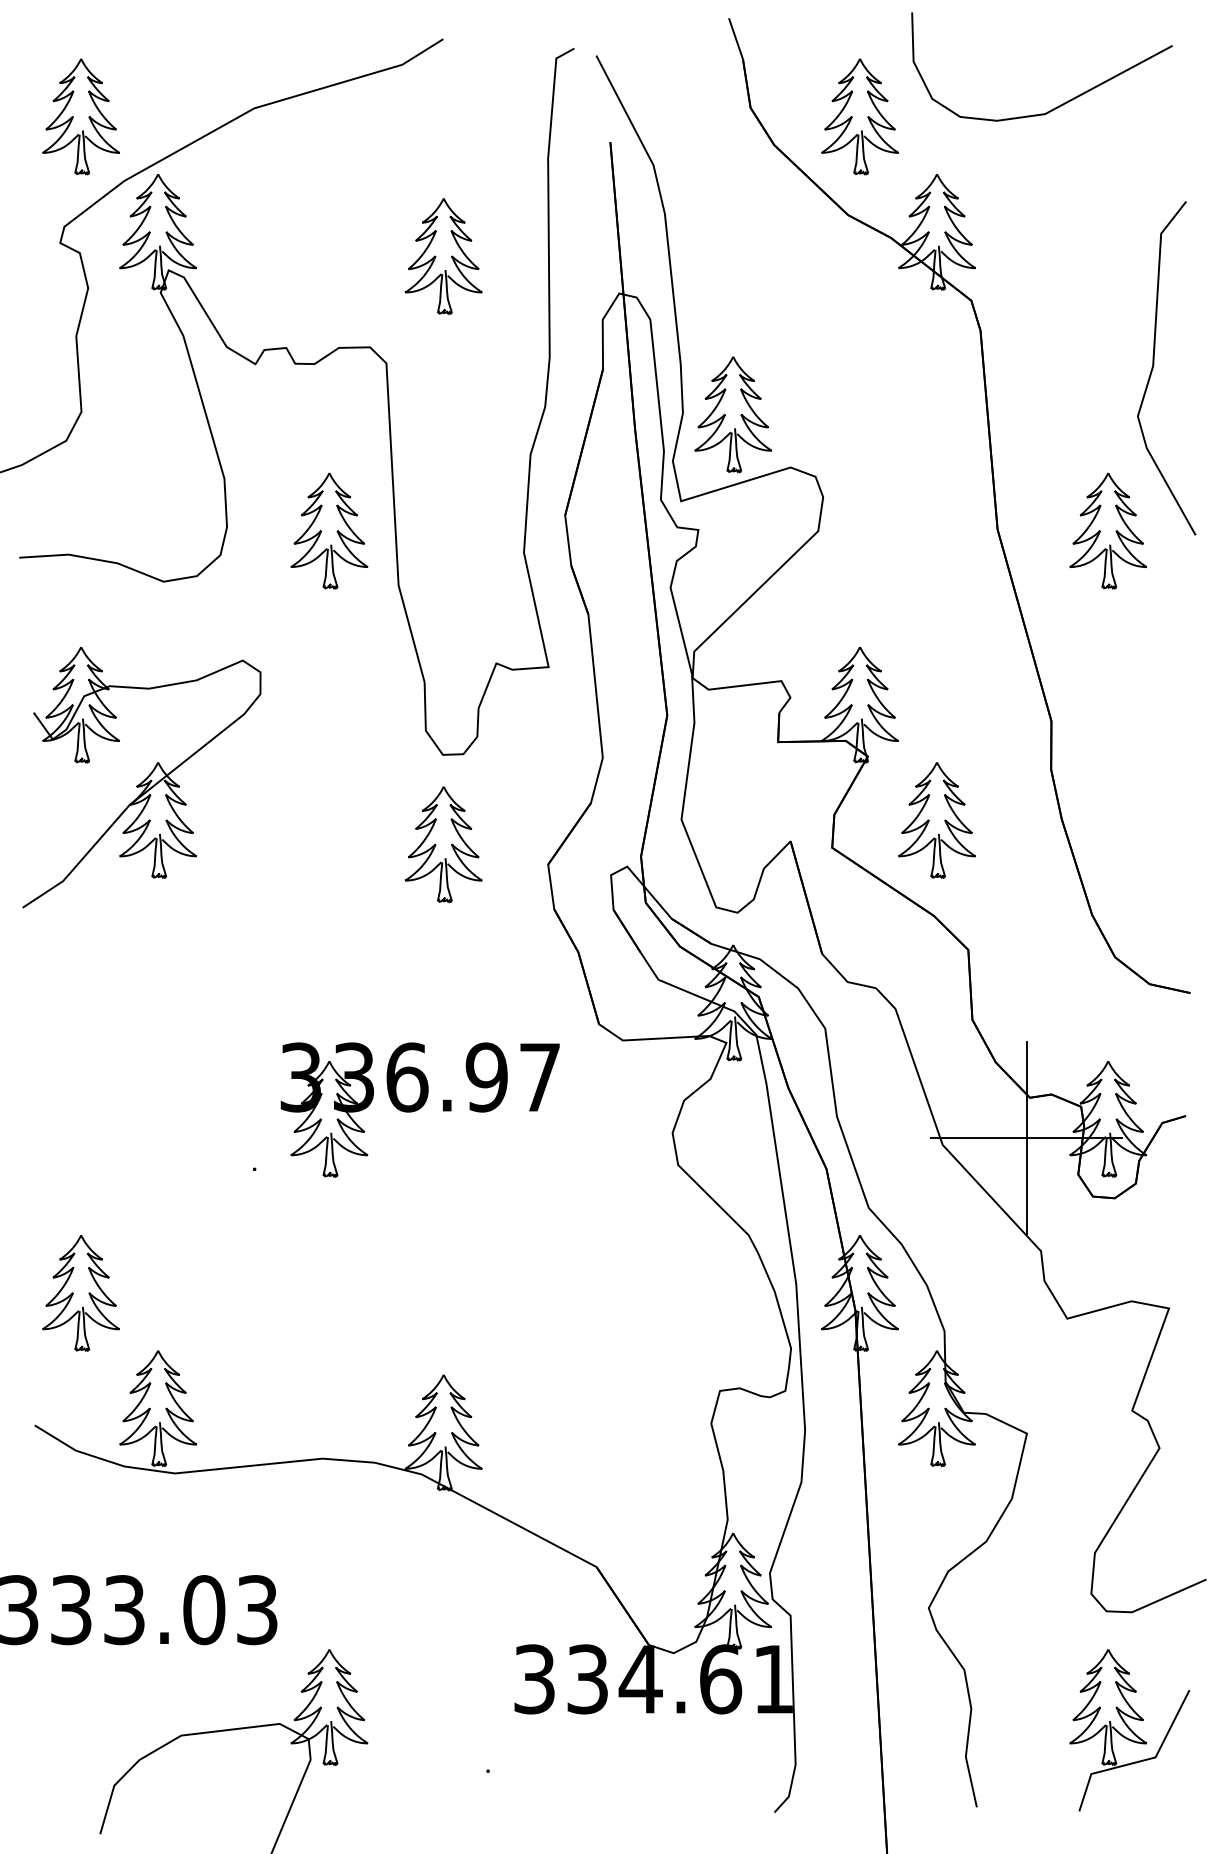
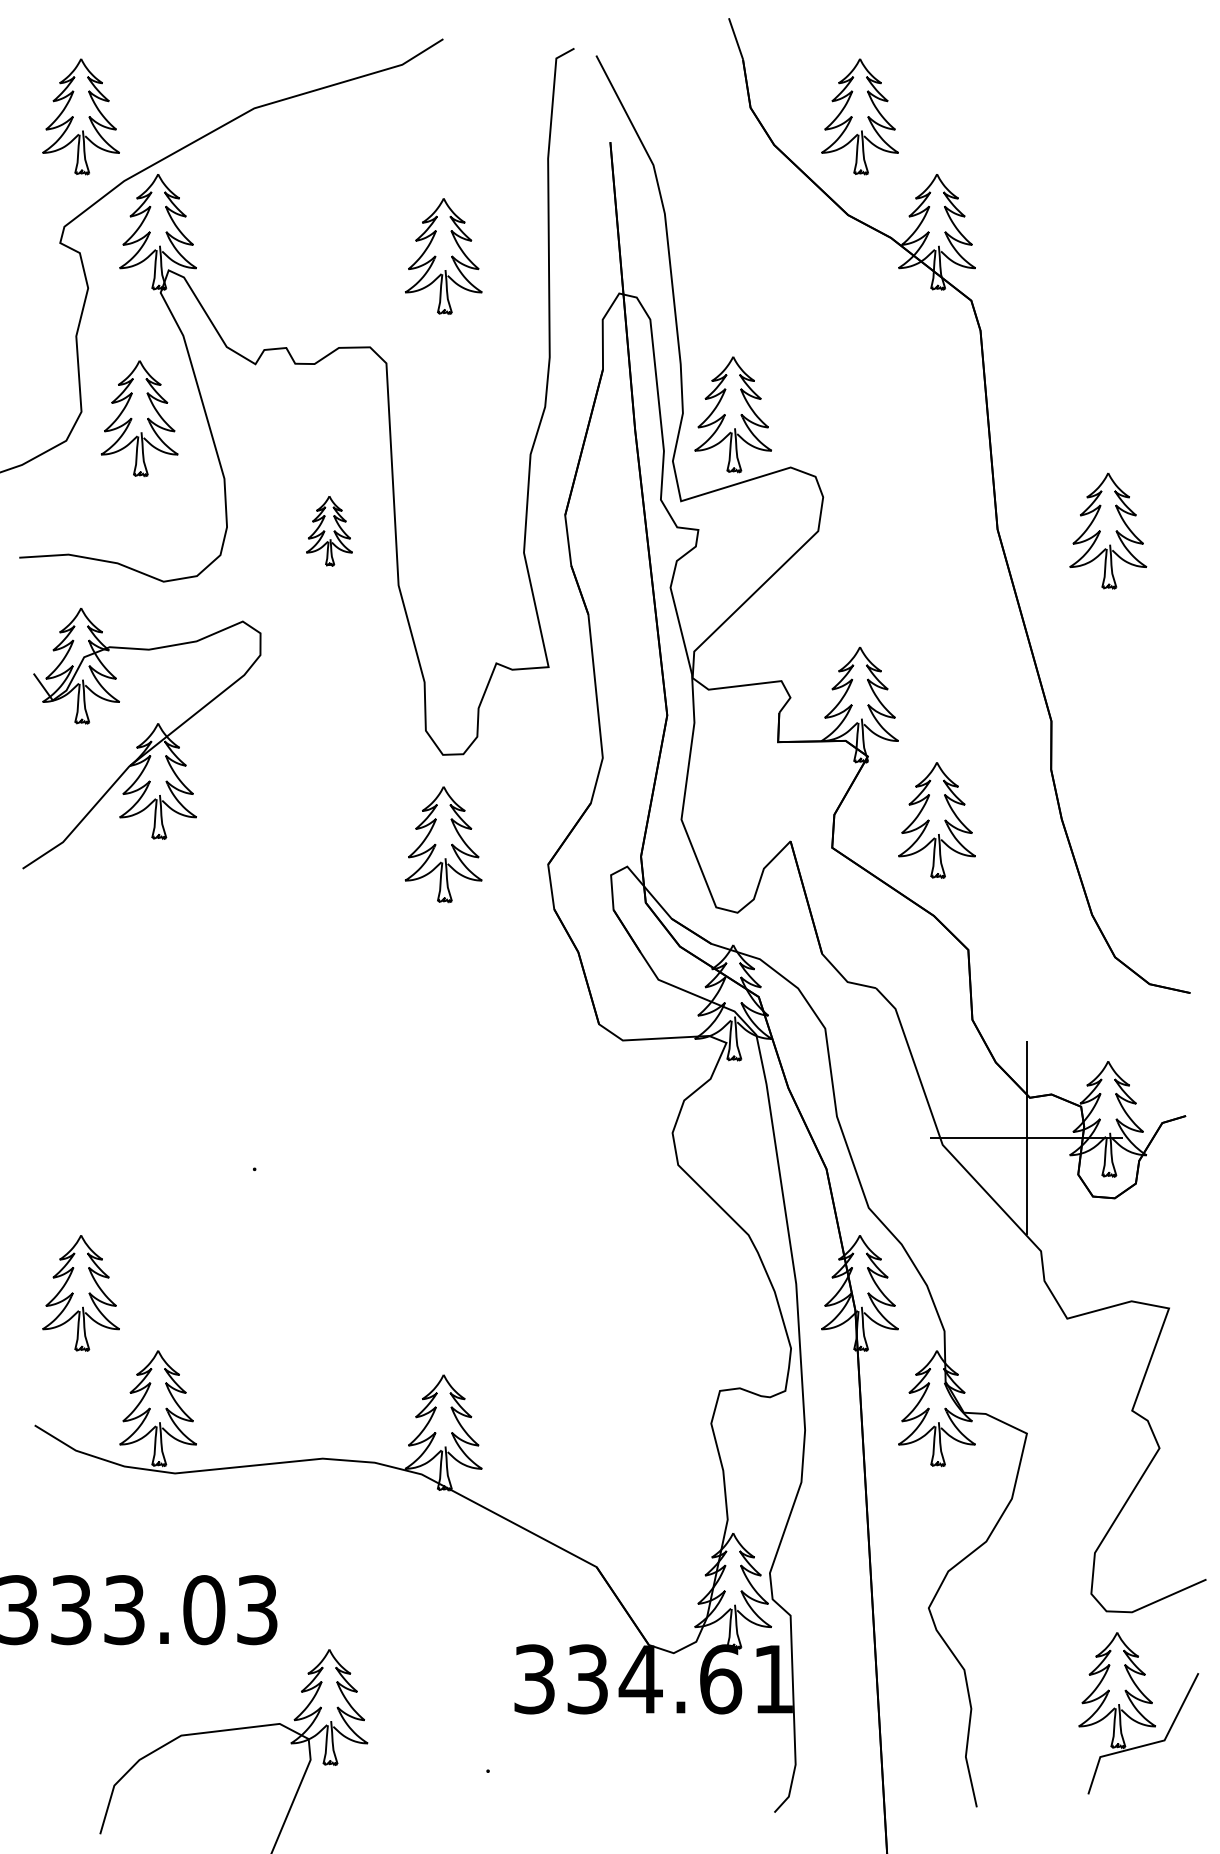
curve: present -> none (1060, 104)
curve: present -> none (1154, 365)
part: none -> present (139, 418)
part size: 79x118 px -> 47x71 px (329, 531)
part position: (141, 777) -> (141, 738) (141, 738)
part: present -> none (419, 1109)
part position: (1129, 1730) -> (1138, 1713) (1138, 1713)
